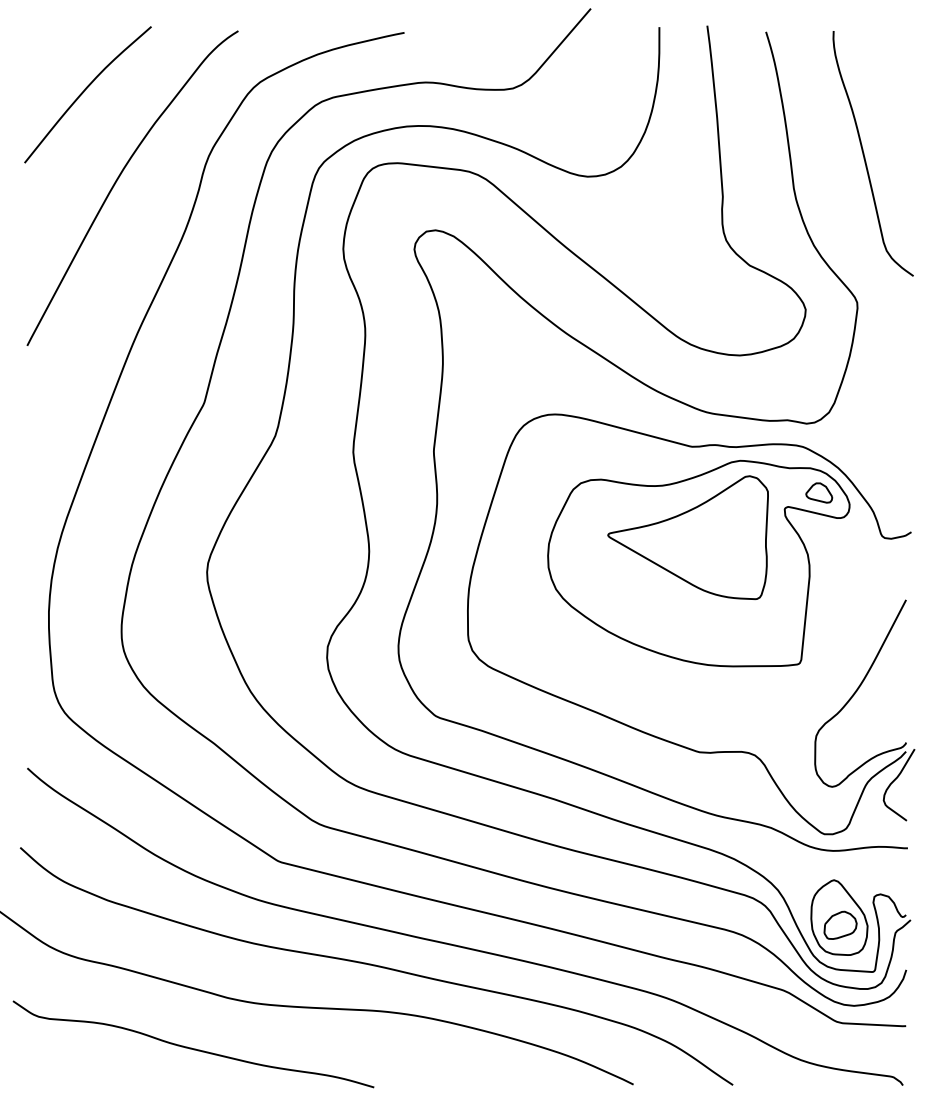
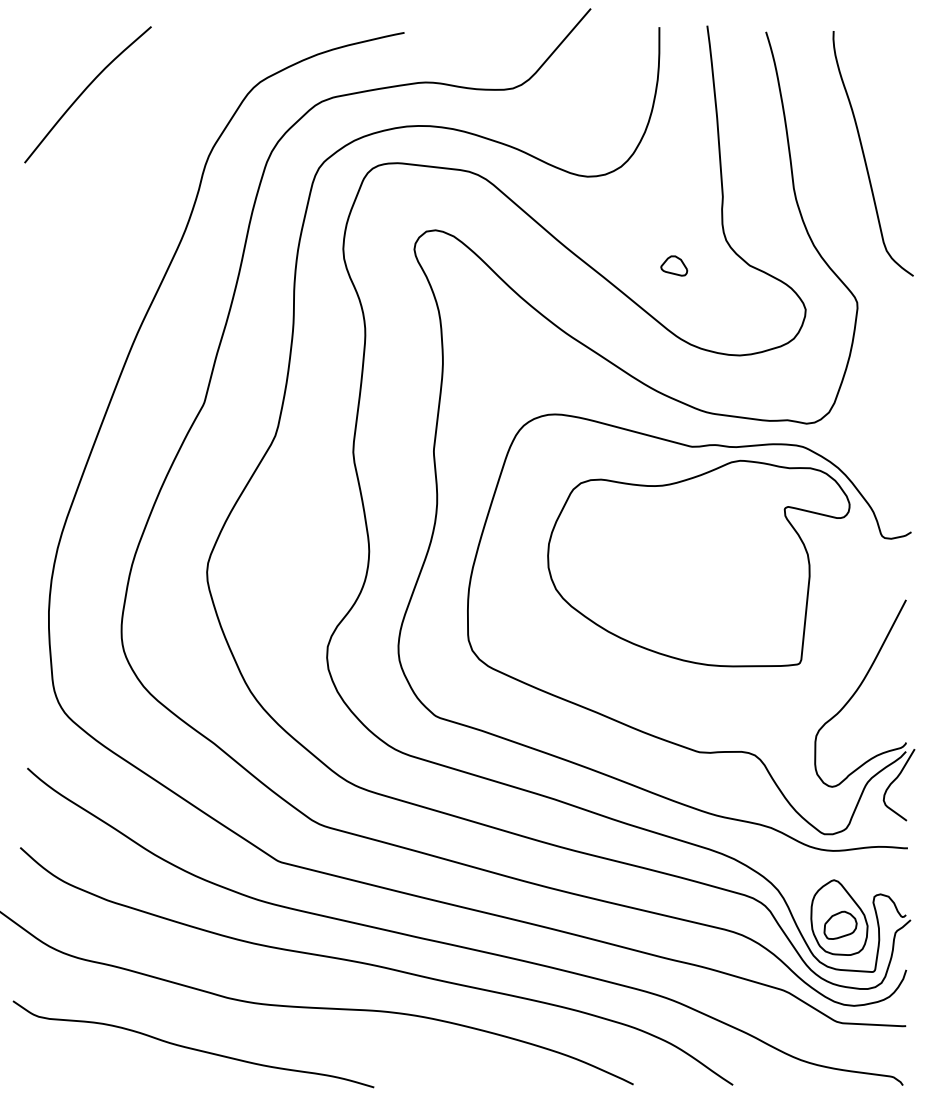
curve: present -> none (118, 179)
part position: (819, 492) -> (674, 265) (674, 265)
part: present -> none (687, 537)
